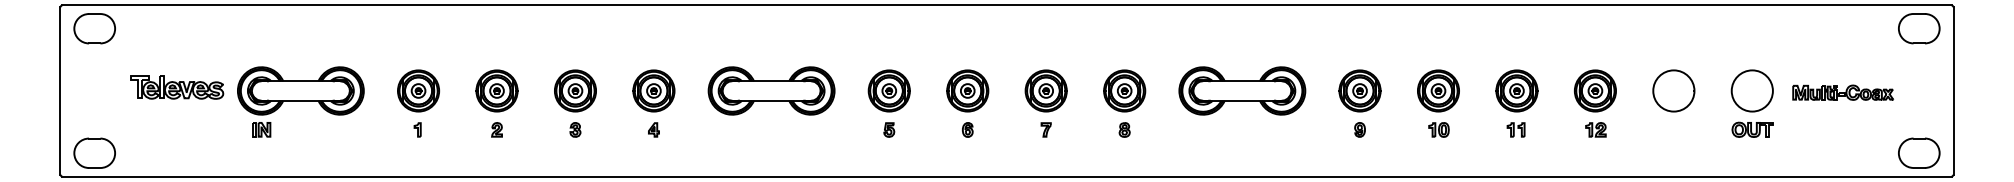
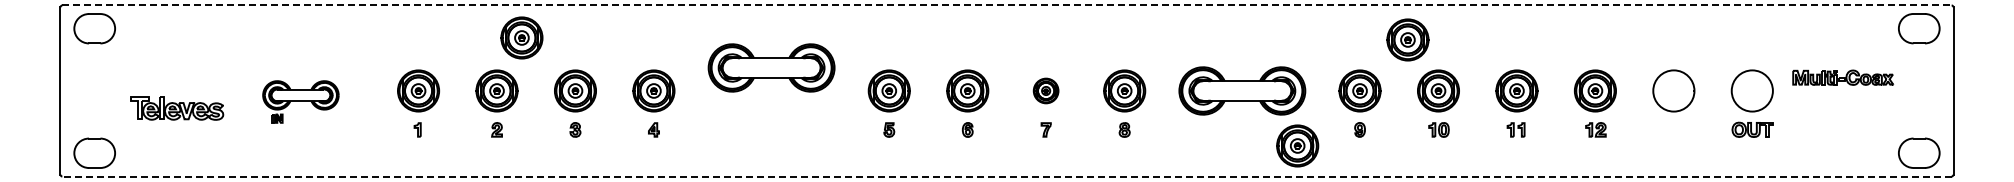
line: solid -> dashed (1007, 5)
part: none -> present (521, 37)
part: none -> present (1407, 39)
part position: (177, 87) -> (177, 108) (177, 108)
part position: (771, 90) -> (771, 67) (771, 67)
part size: 44x44 px -> 28x28 px (1045, 90)
part position: (1842, 92) -> (1842, 77) (1842, 77)
part size: 128x72 px -> 78x44 px (300, 101)
part: none -> present (1297, 145)
line: solid -> dashed (1007, 176)
